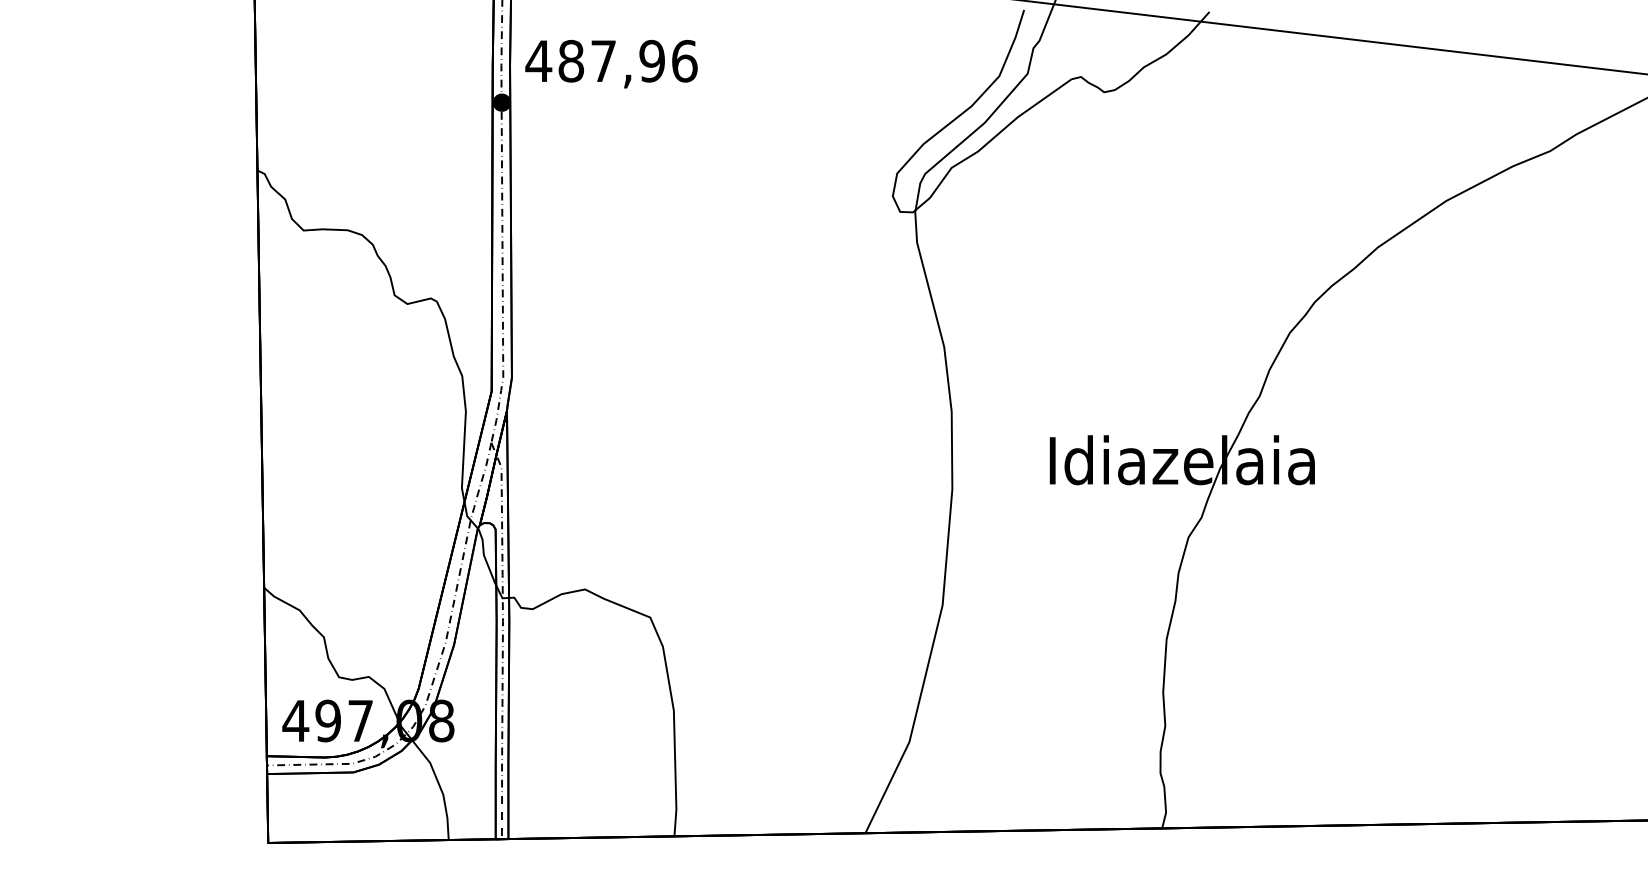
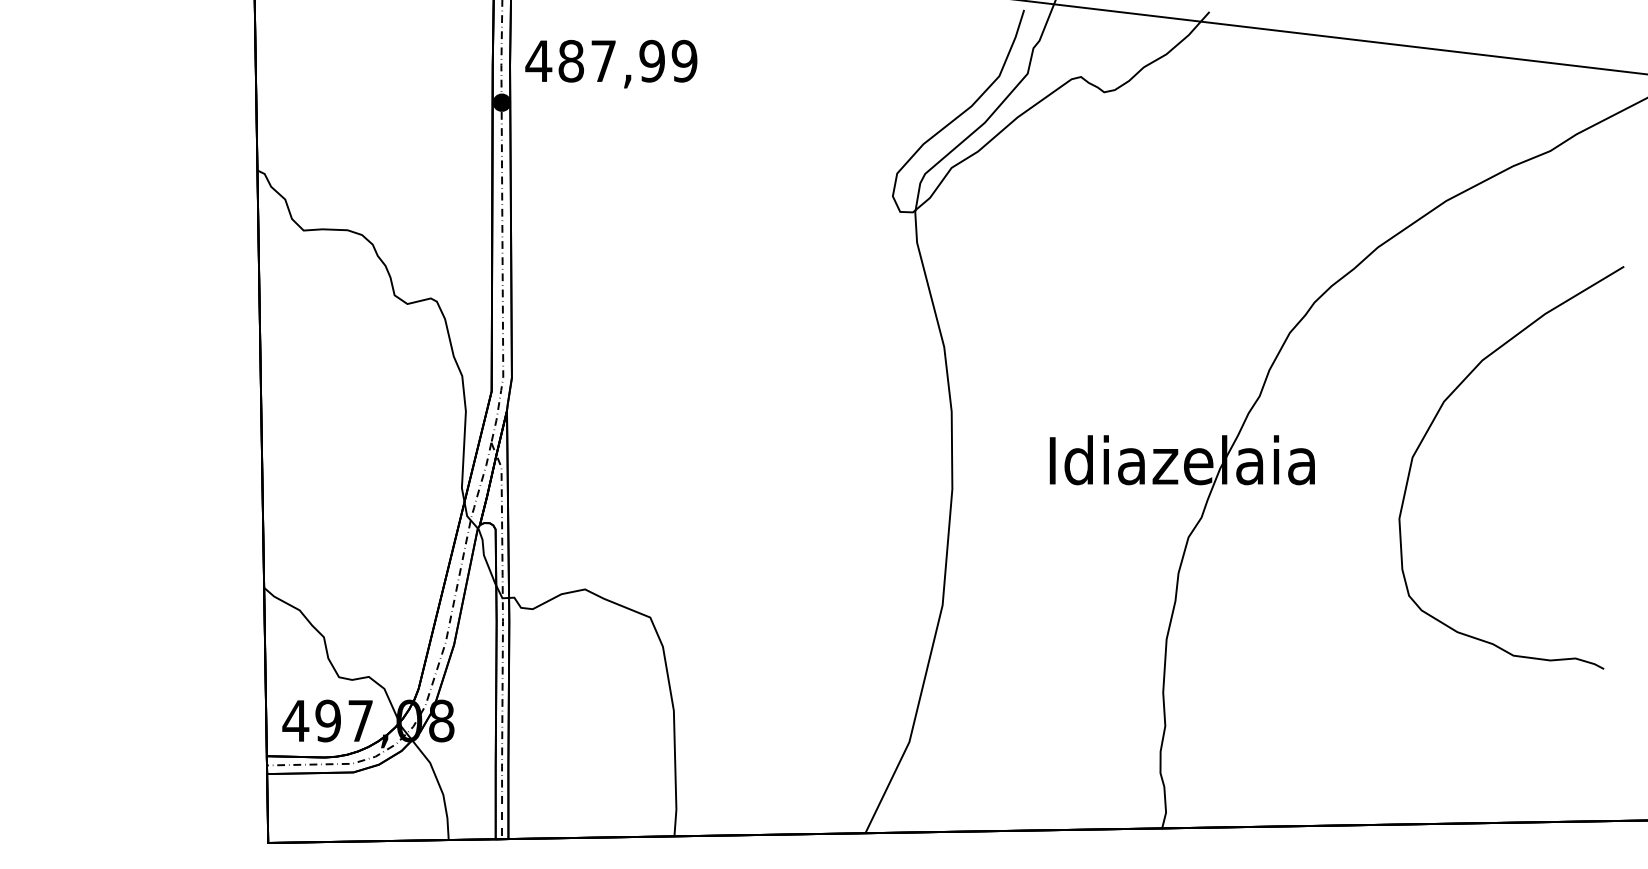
text: 487,96 -> 487,99 (684, 60)
curve: none -> present (1431, 426)
